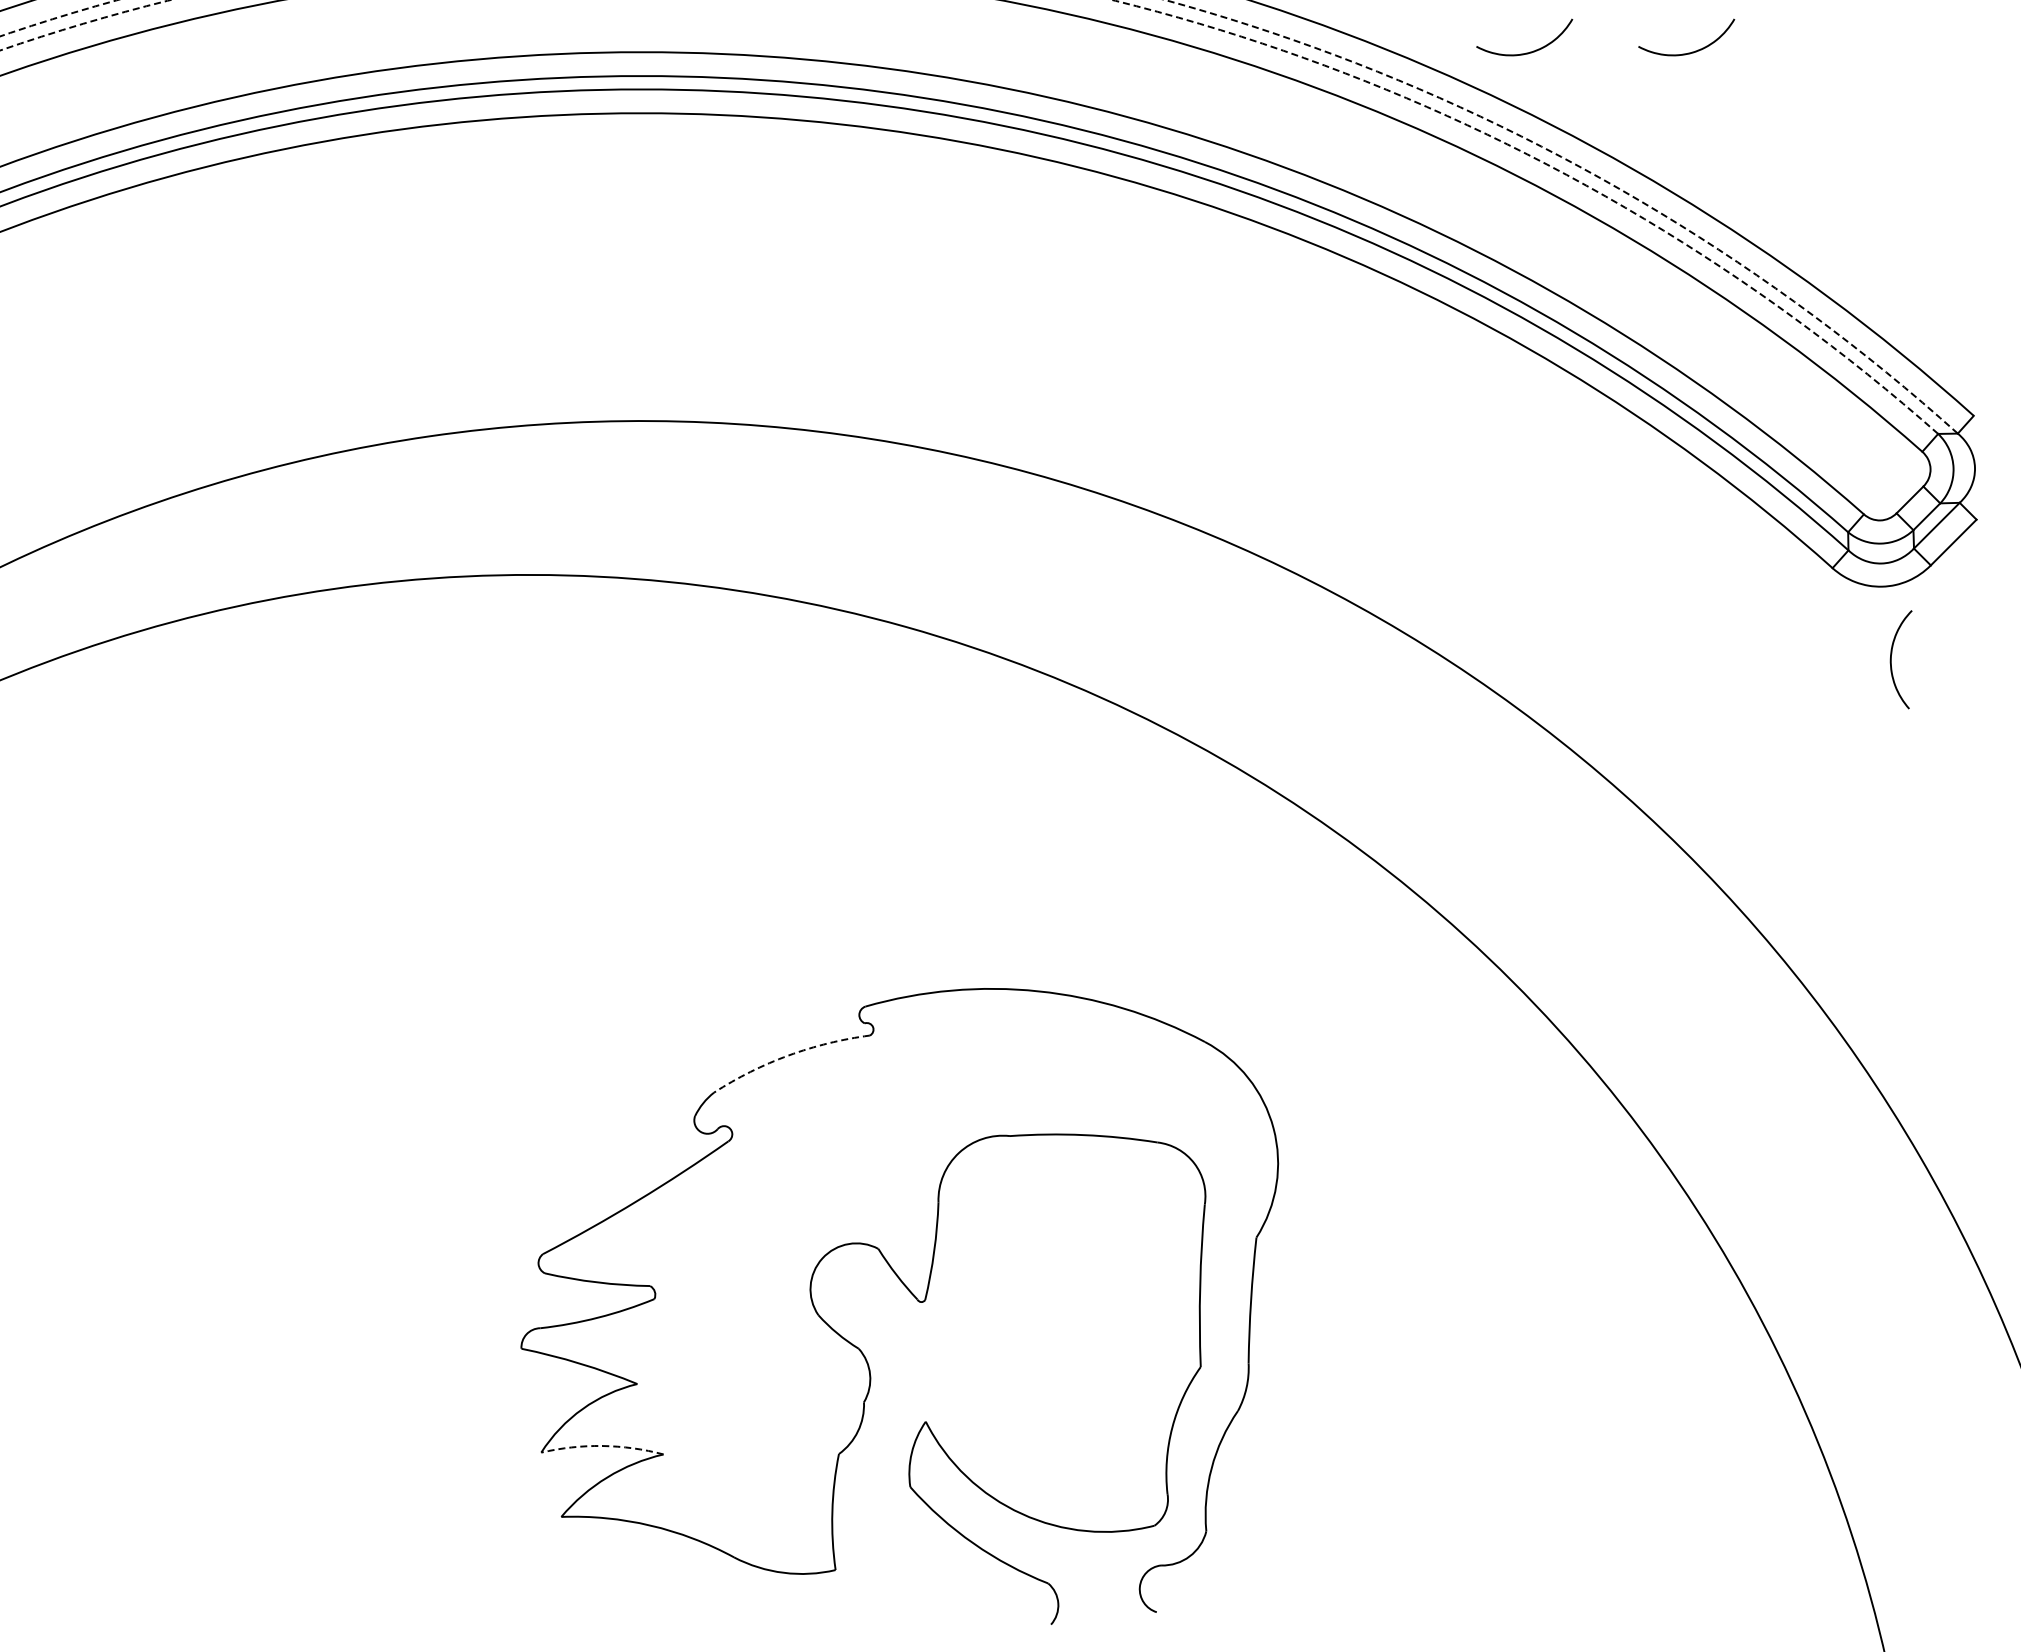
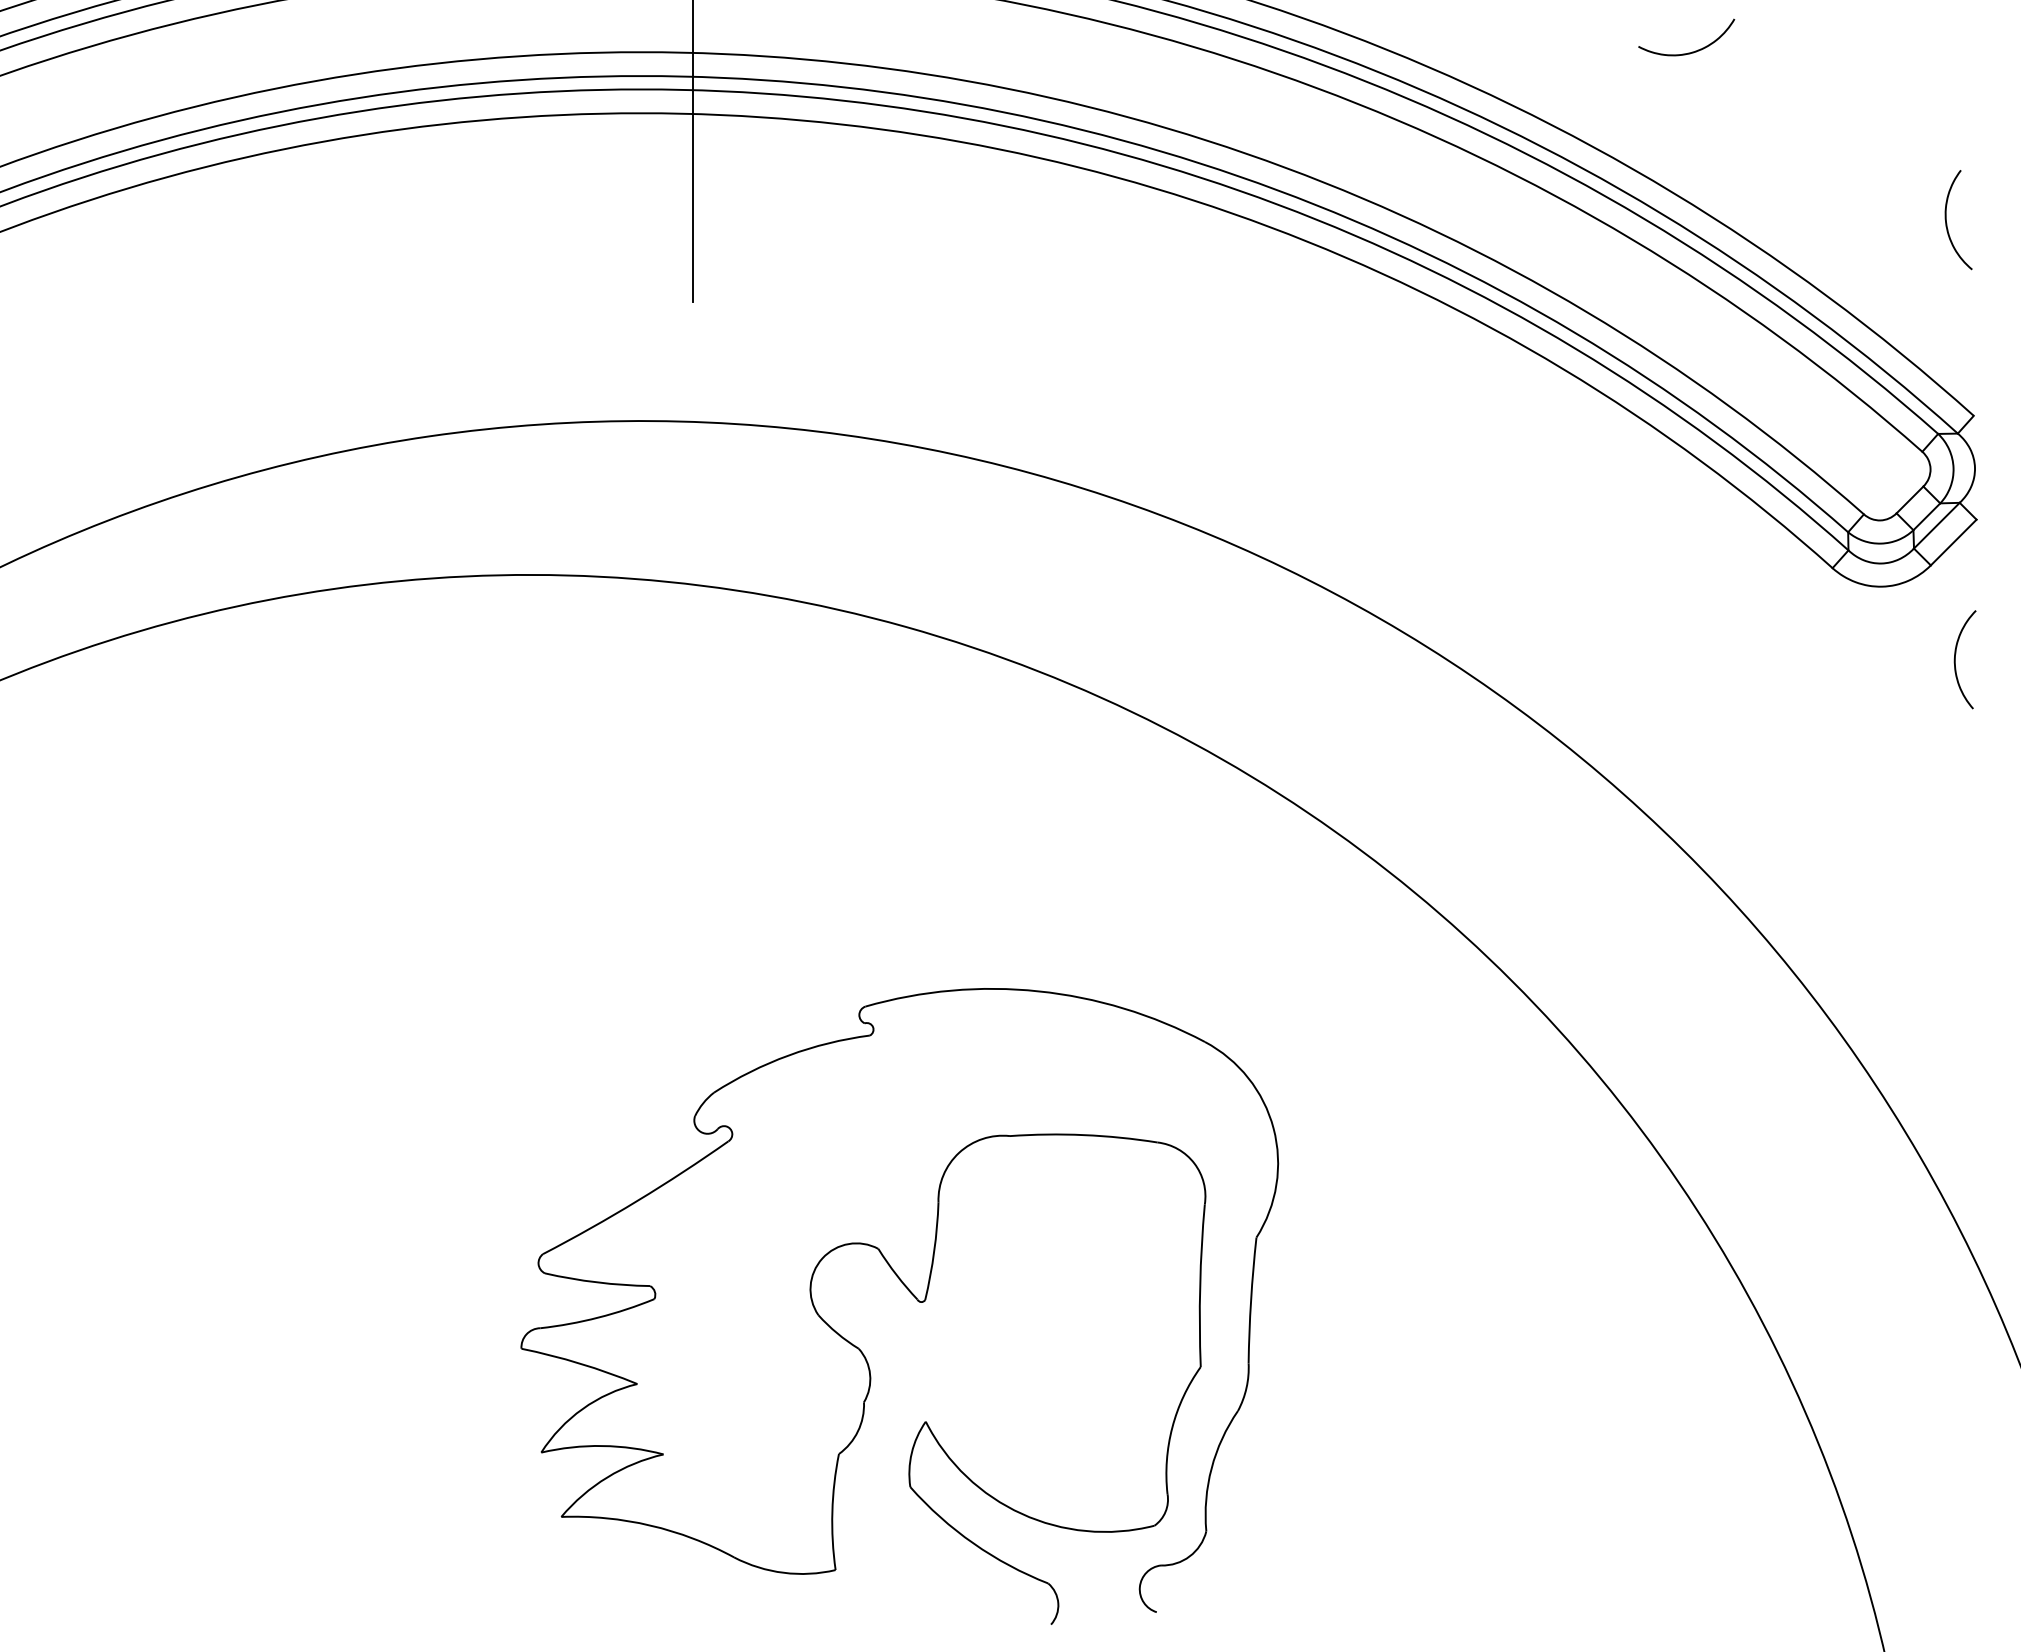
curve: present -> none (1526, 52)
arc: dashed -> solid (1474, 128)
arc: dashed -> solid (1537, 144)
line: none -> present (693, 151)
curve: none -> present (1947, 223)
curve position: (1891, 659) -> (1955, 659) (1955, 659)
arc: dashed -> solid (788, 1055)
arc: dashed -> solid (602, 1446)
